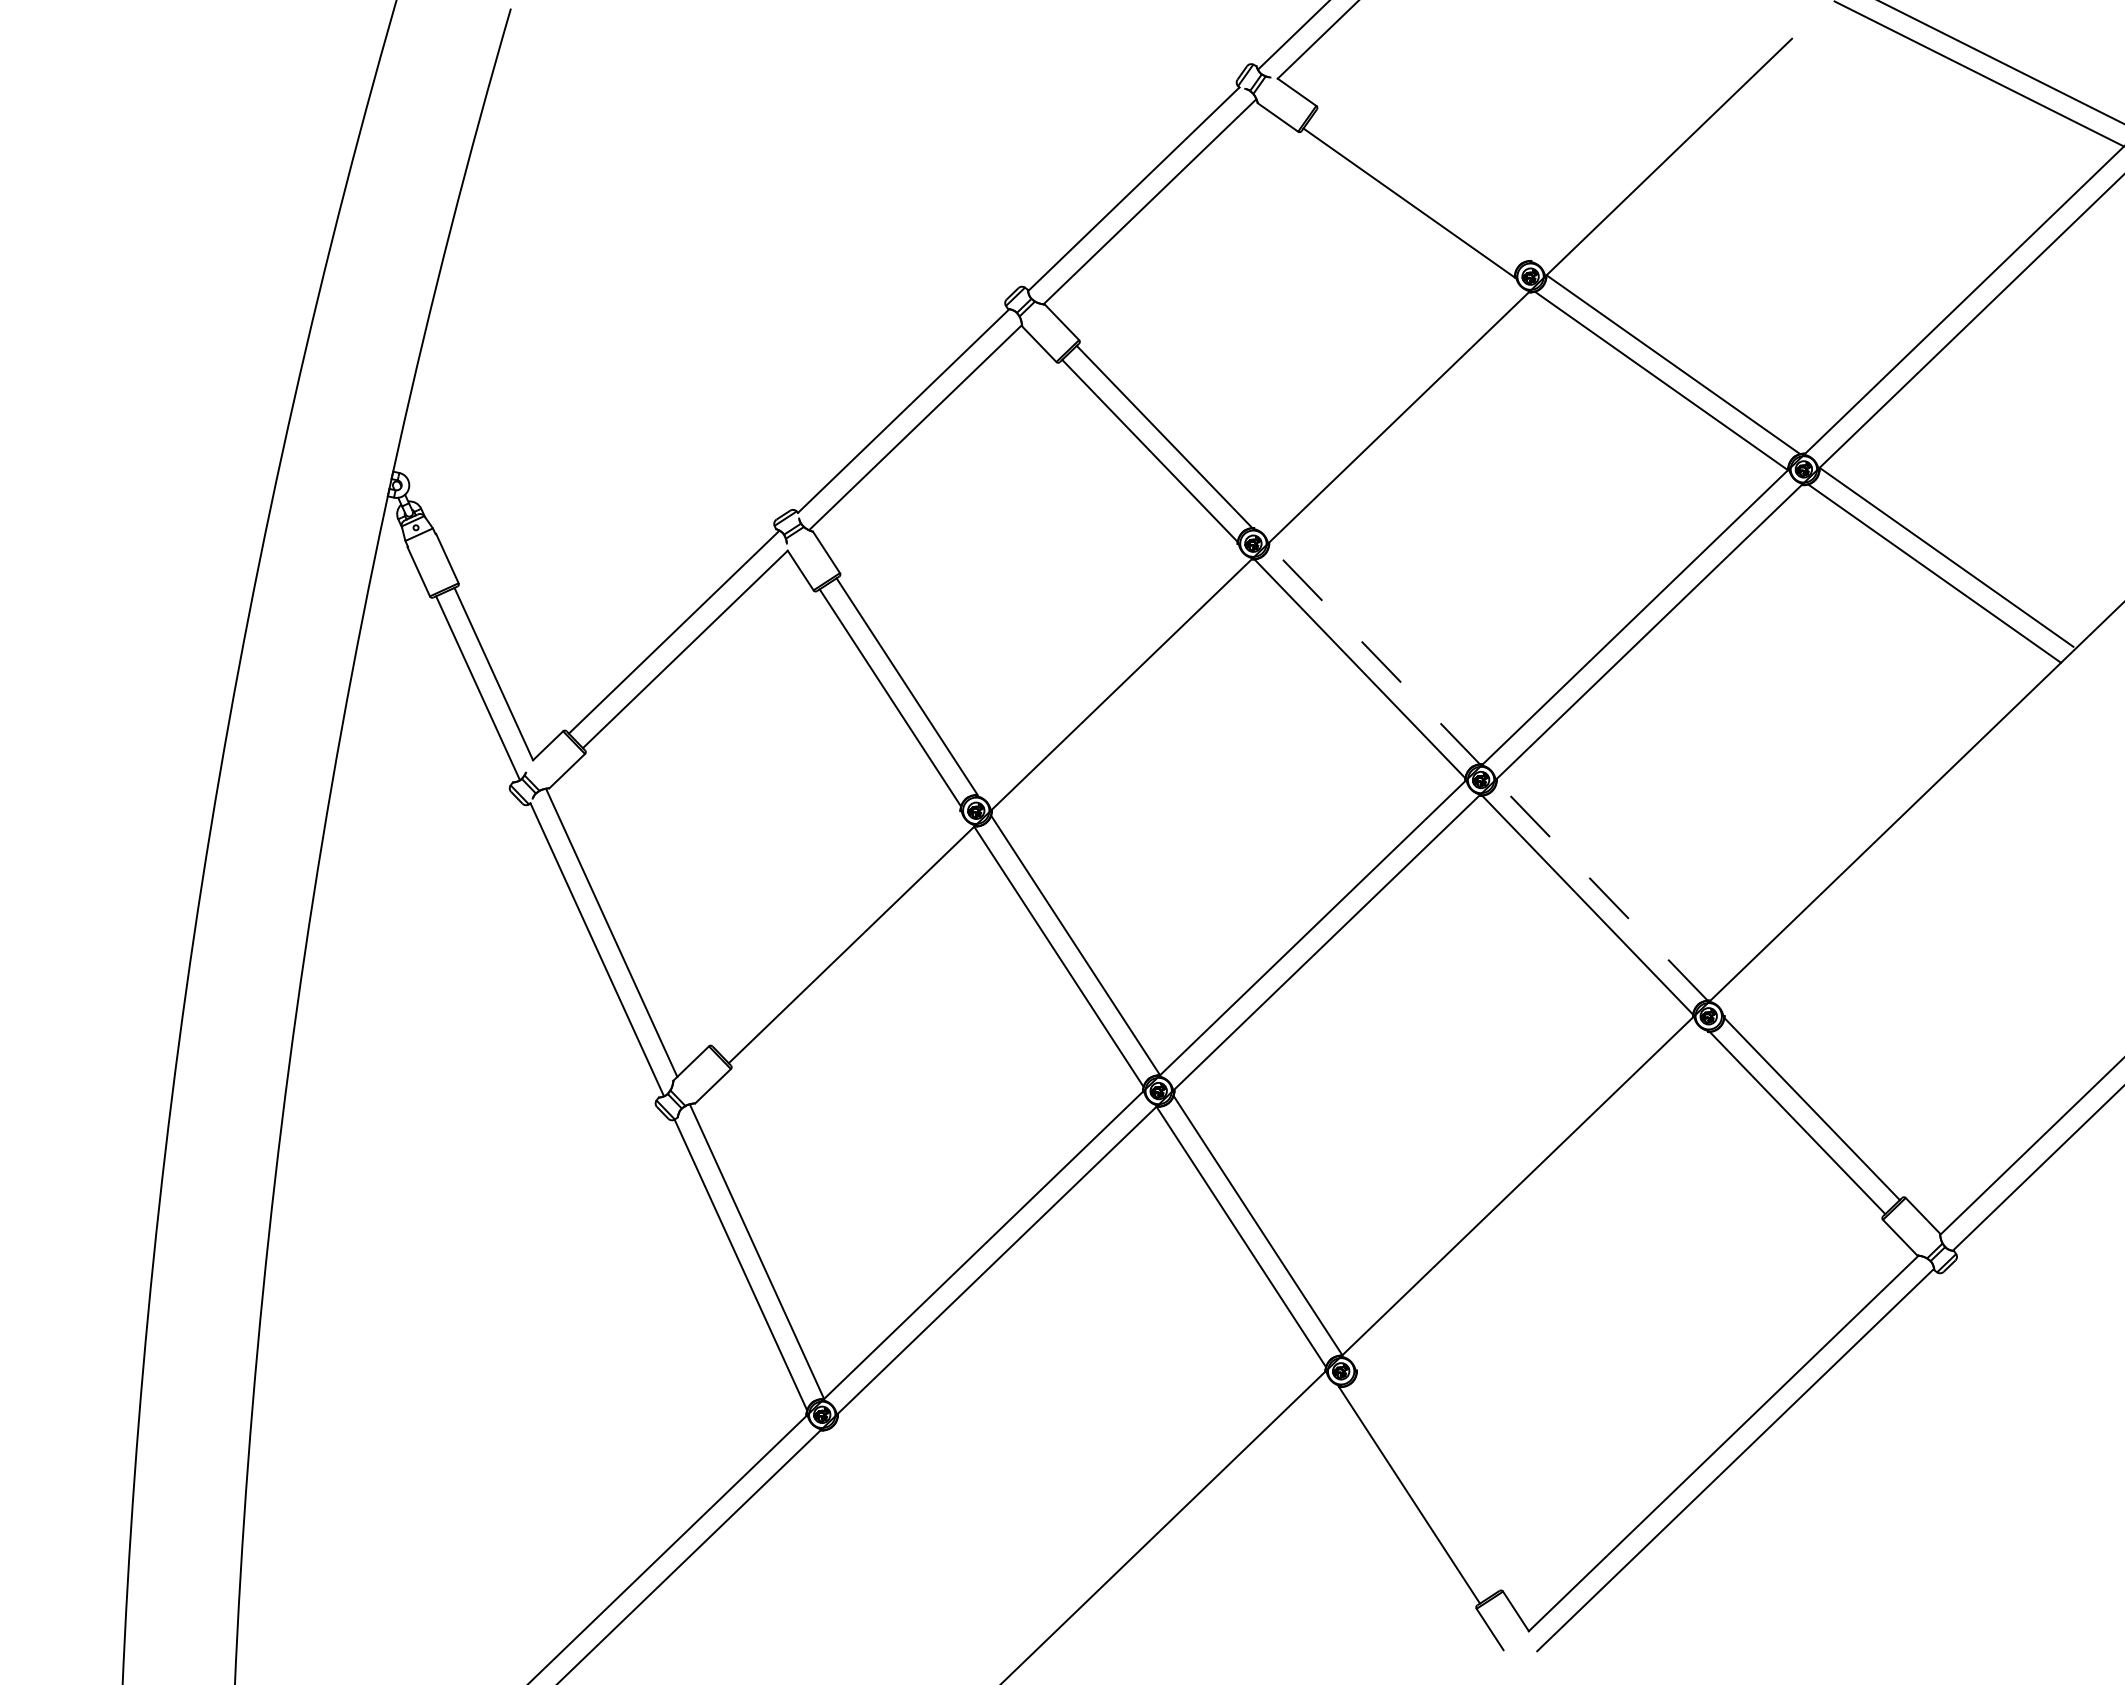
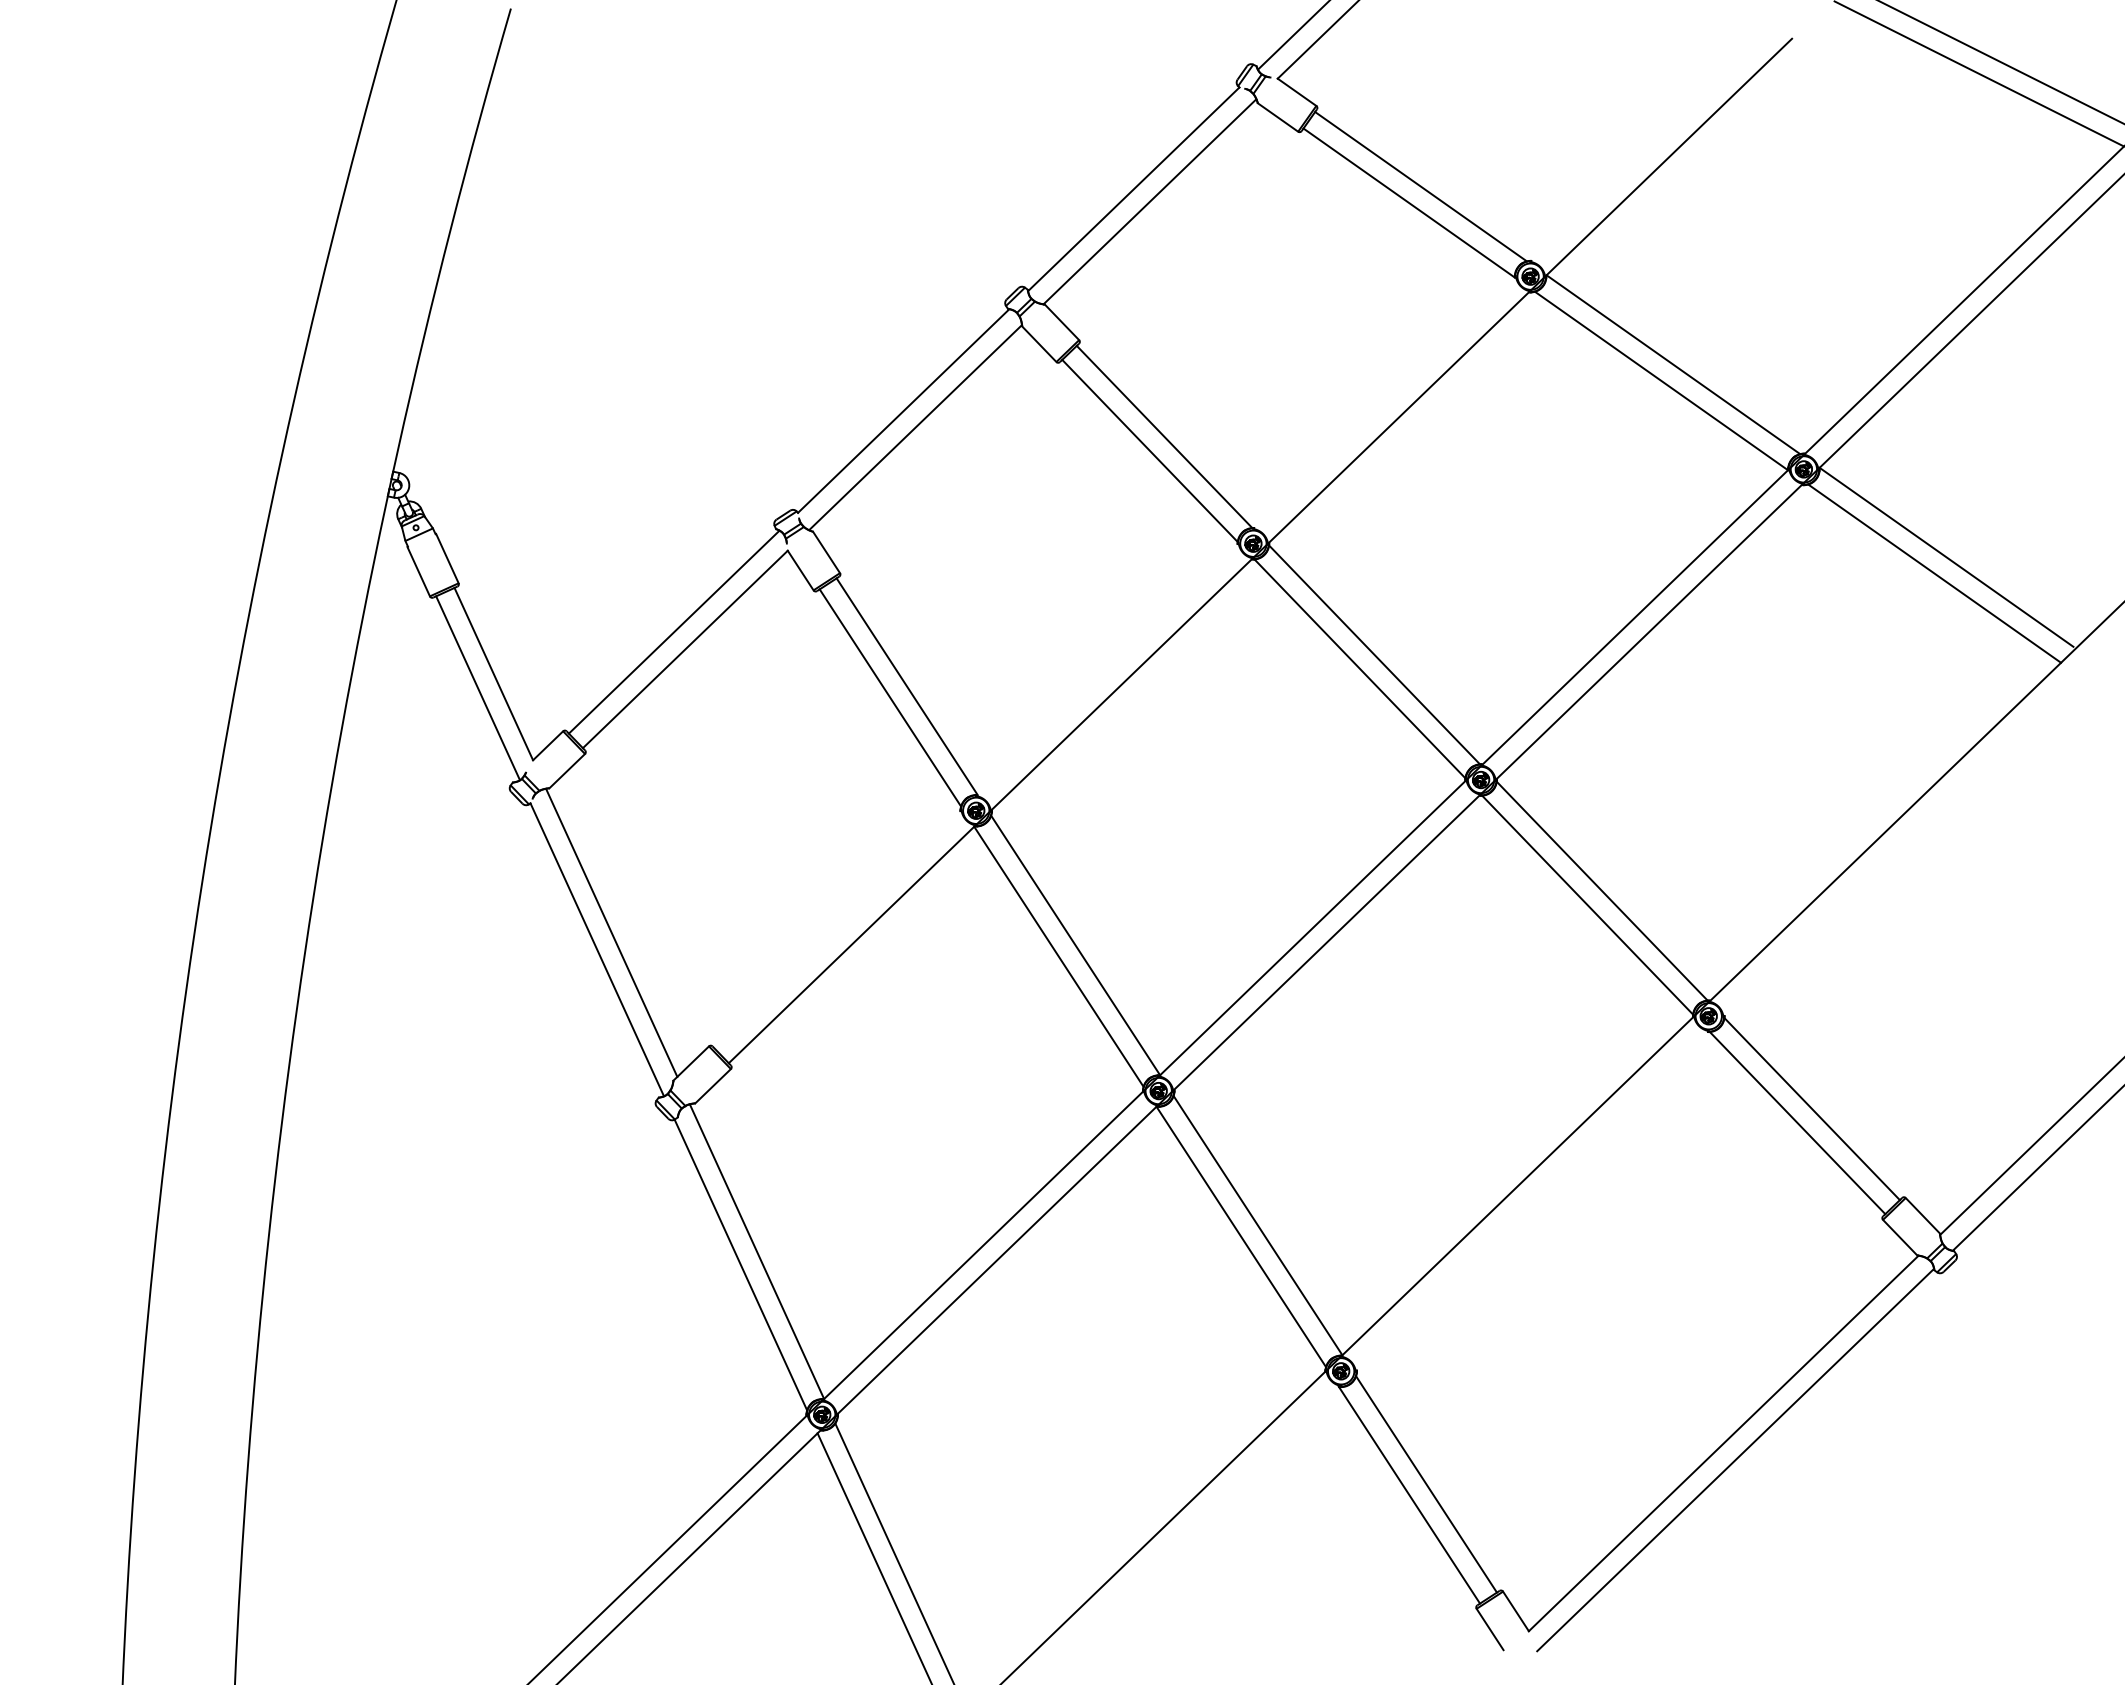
line: none -> present (1420, 186)
line: dashed -> solid (1374, 654)
line: dashed -> solid (1602, 891)
line: none -> present (1426, 1484)
line: none -> present (894, 1552)
line: none -> present (873, 1557)
